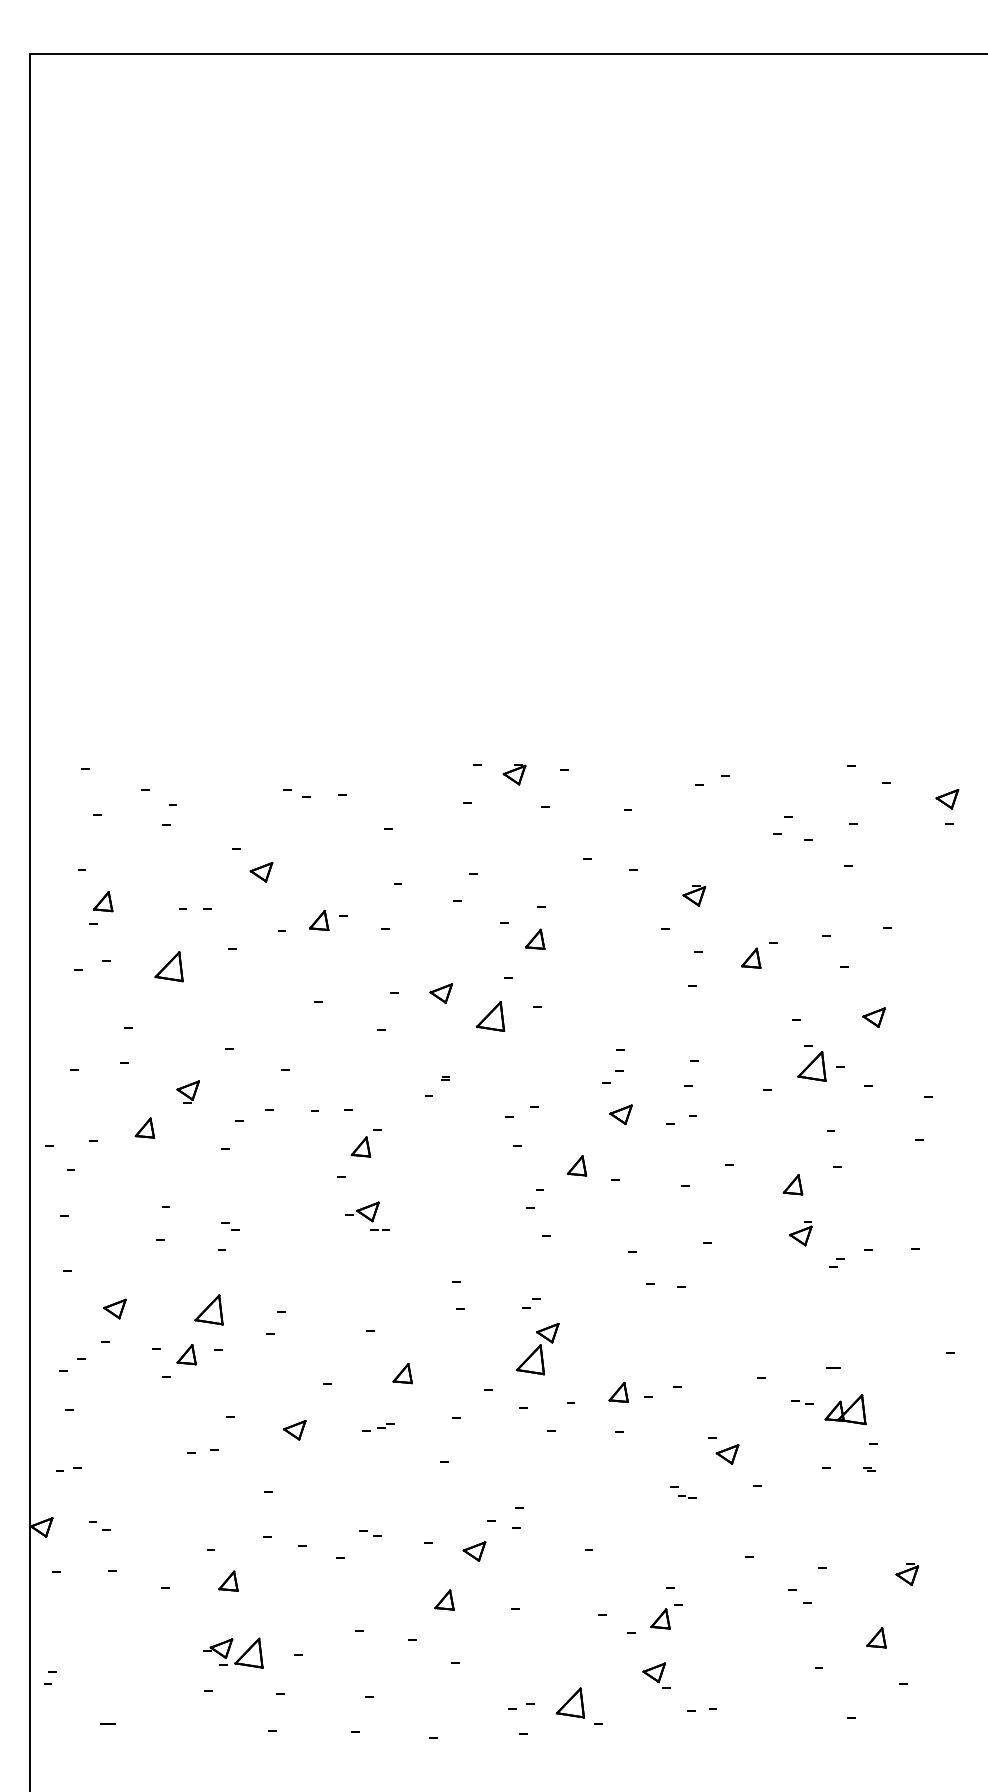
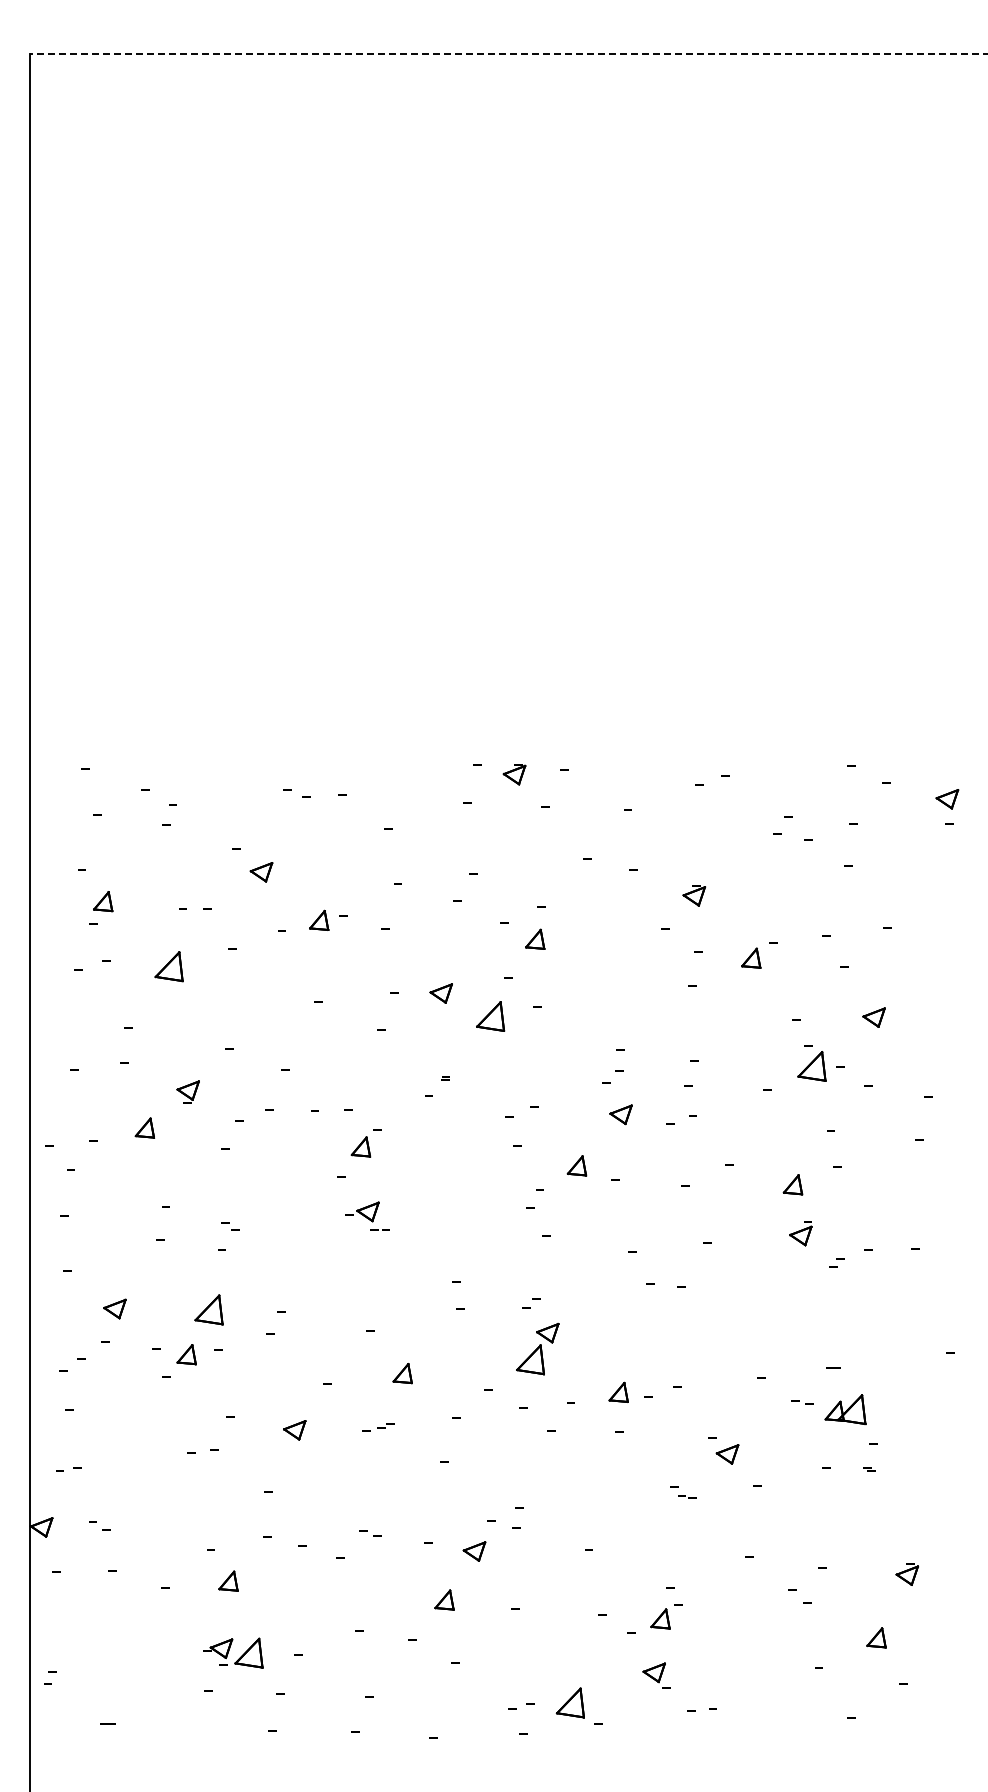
line: solid -> dashed (508, 53)
